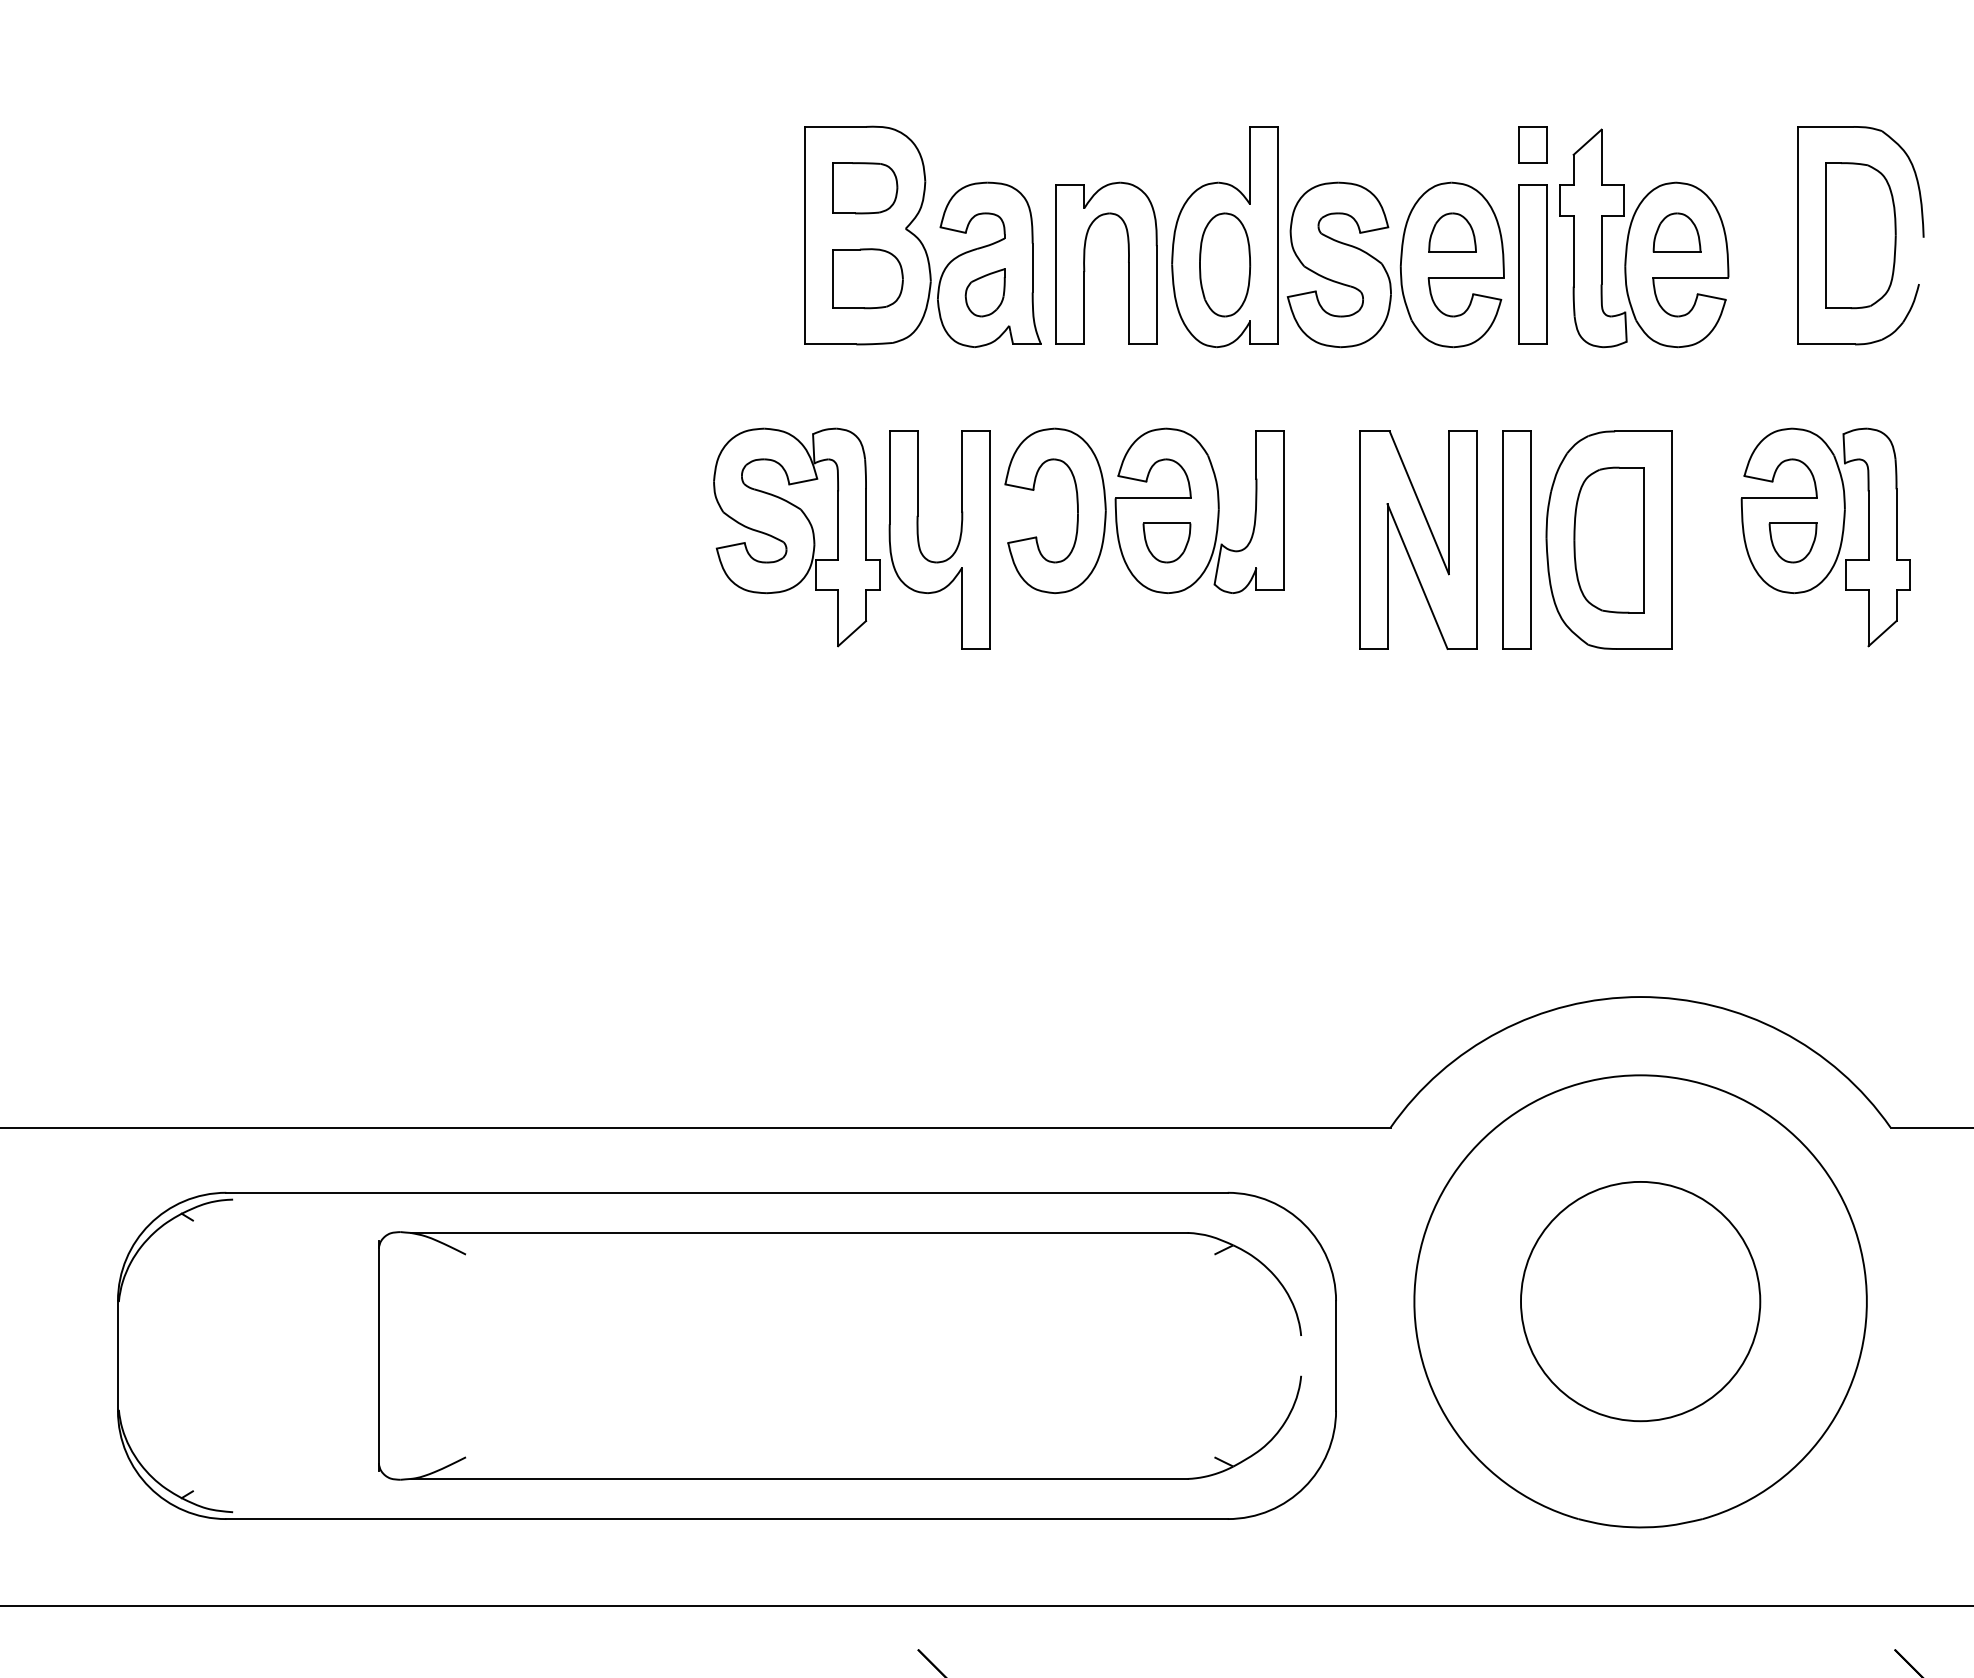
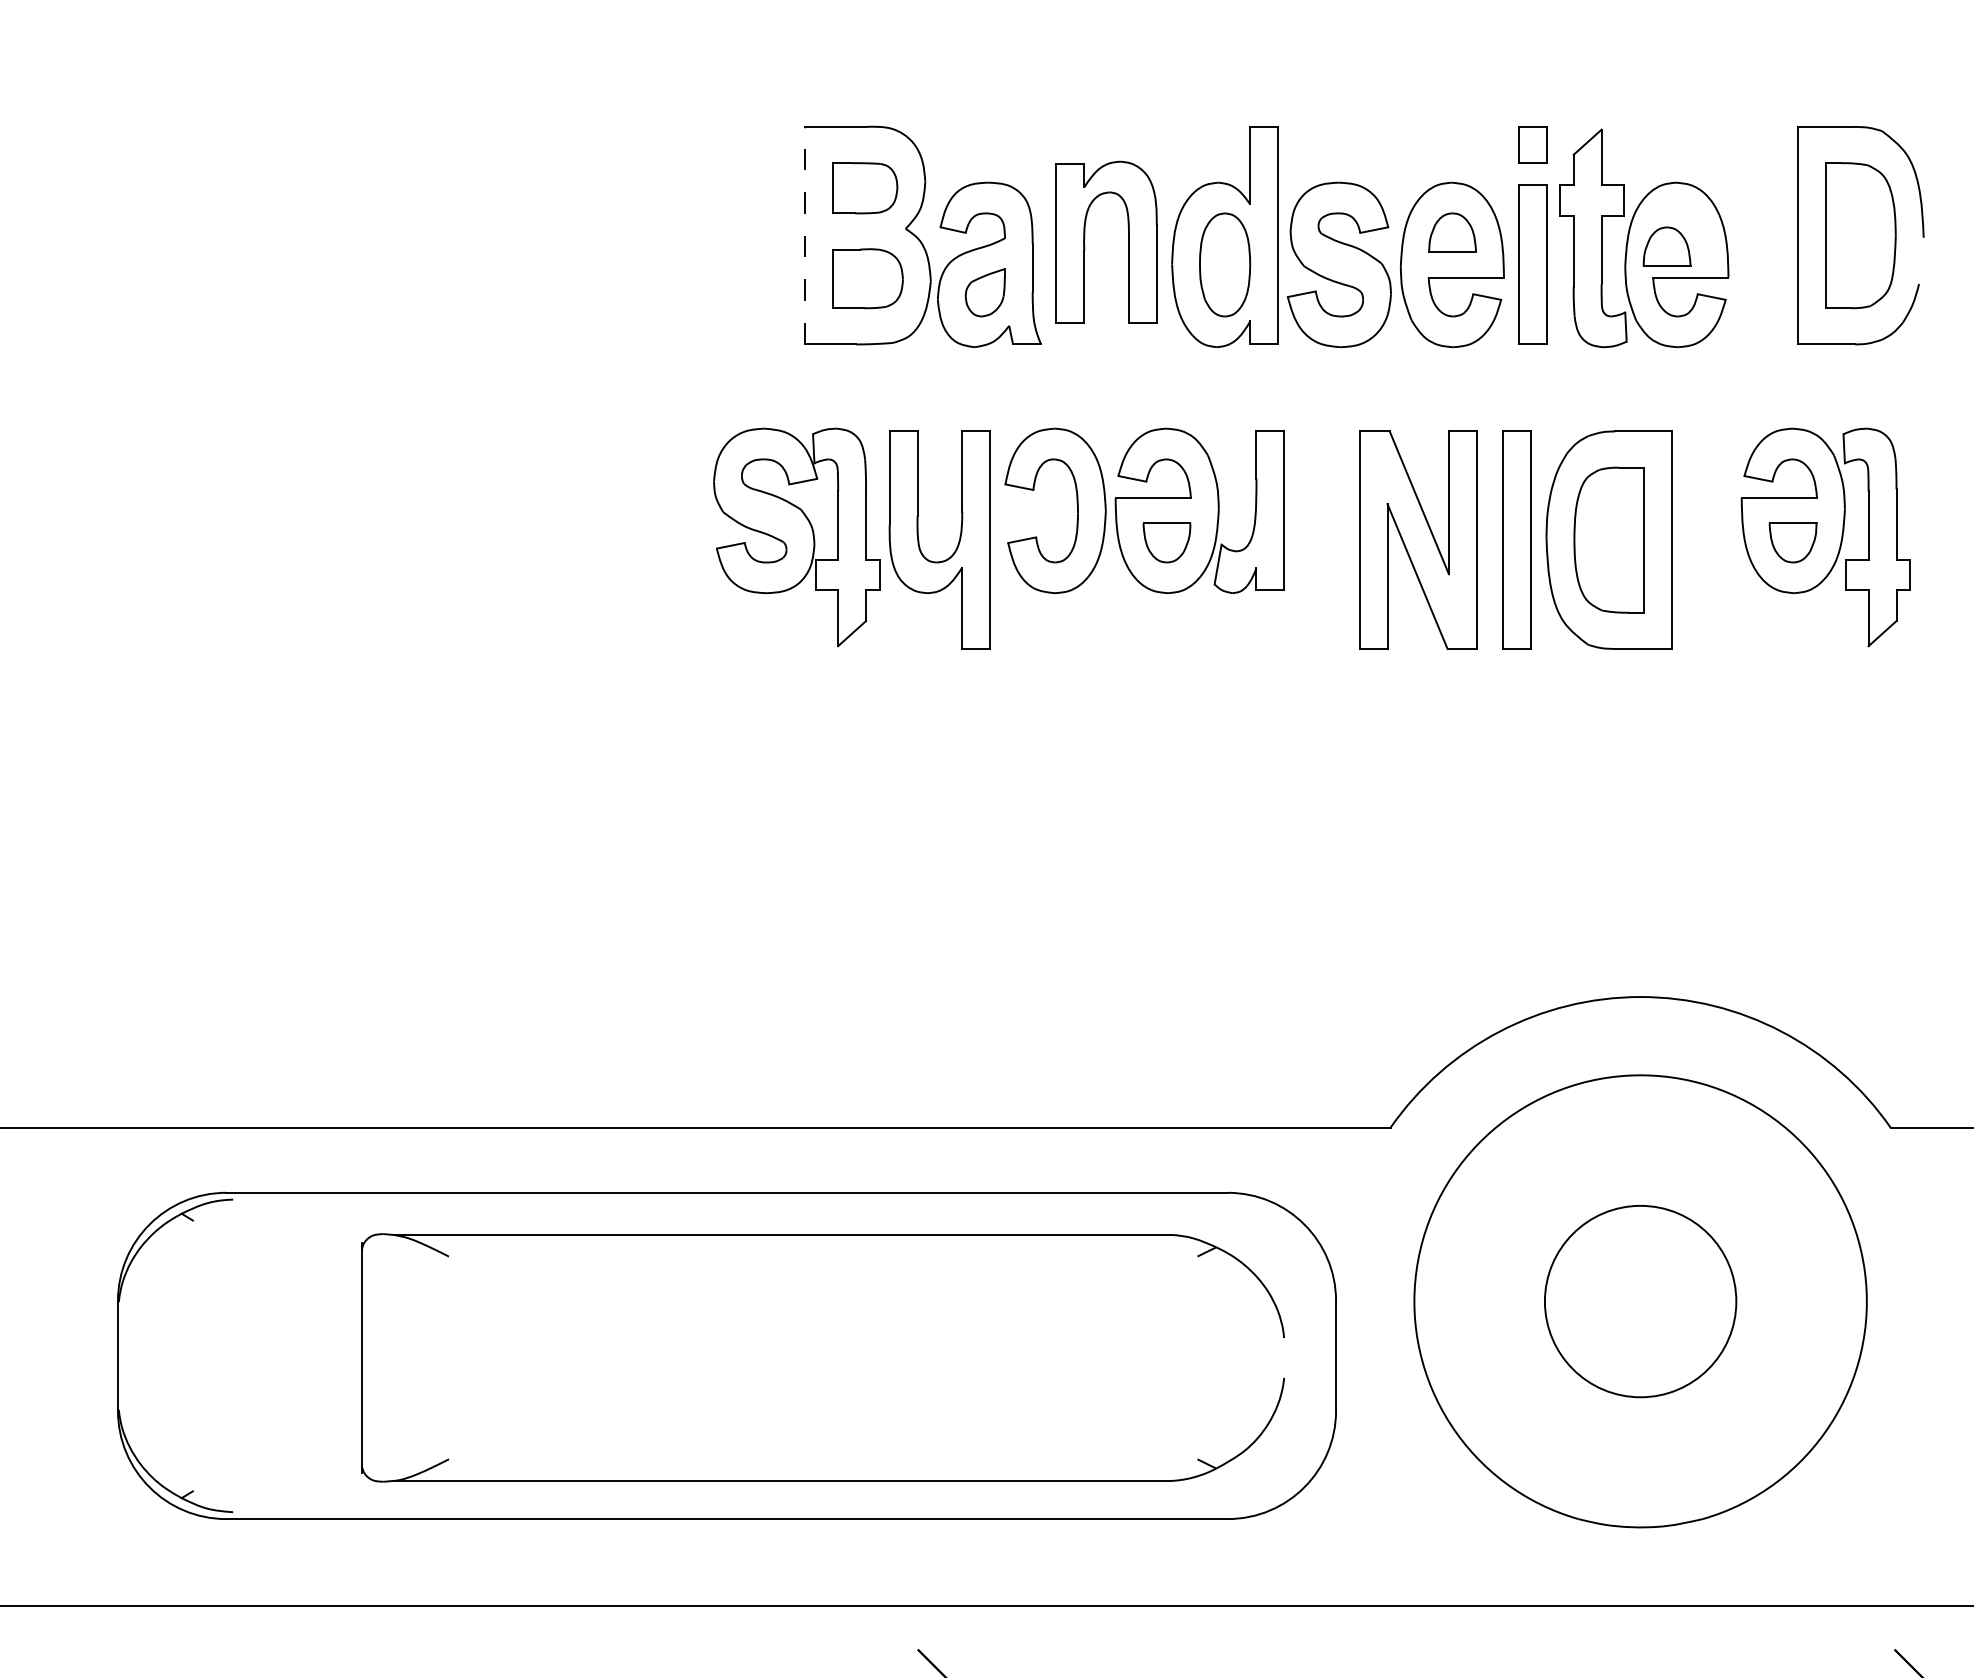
part position: (1676, 232) -> (1666, 246) (1666, 246)
line: solid -> dashed (805, 235)
part position: (1085, 259) -> (1085, 238) (1085, 238)
part position: (839, 1233) -> (822, 1235) (822, 1235)
circle diameter: 239 px -> 191 px (1640, 1301)
